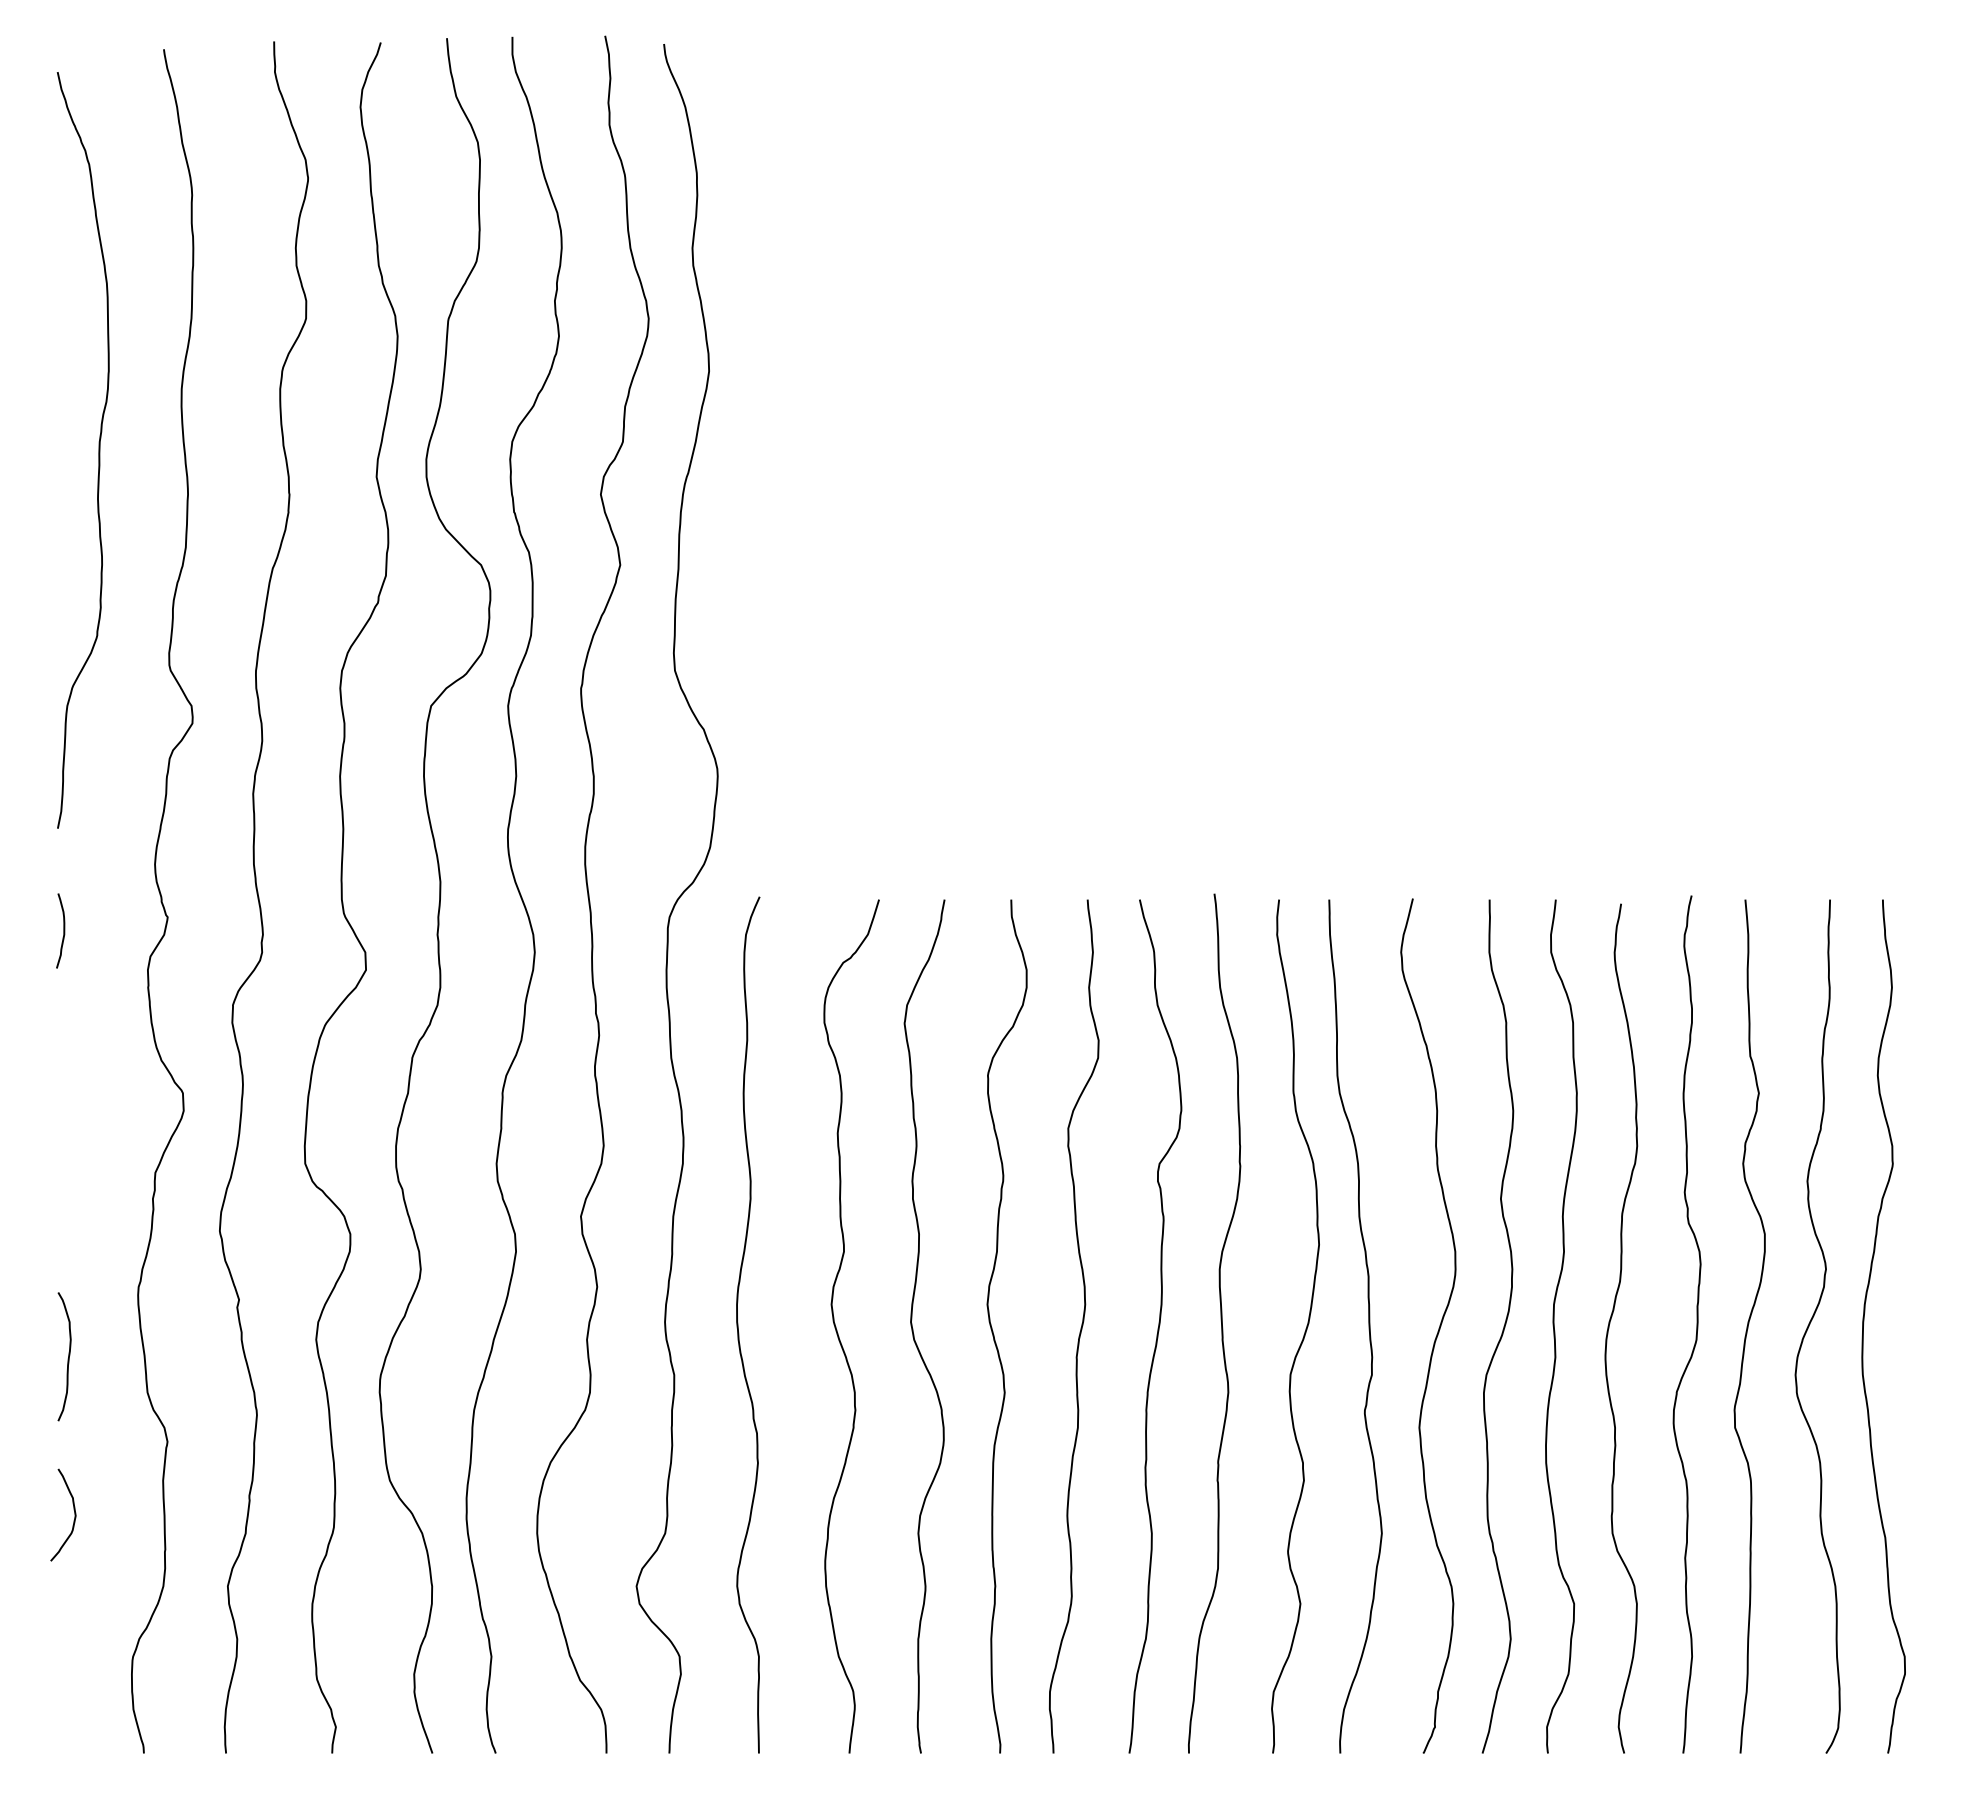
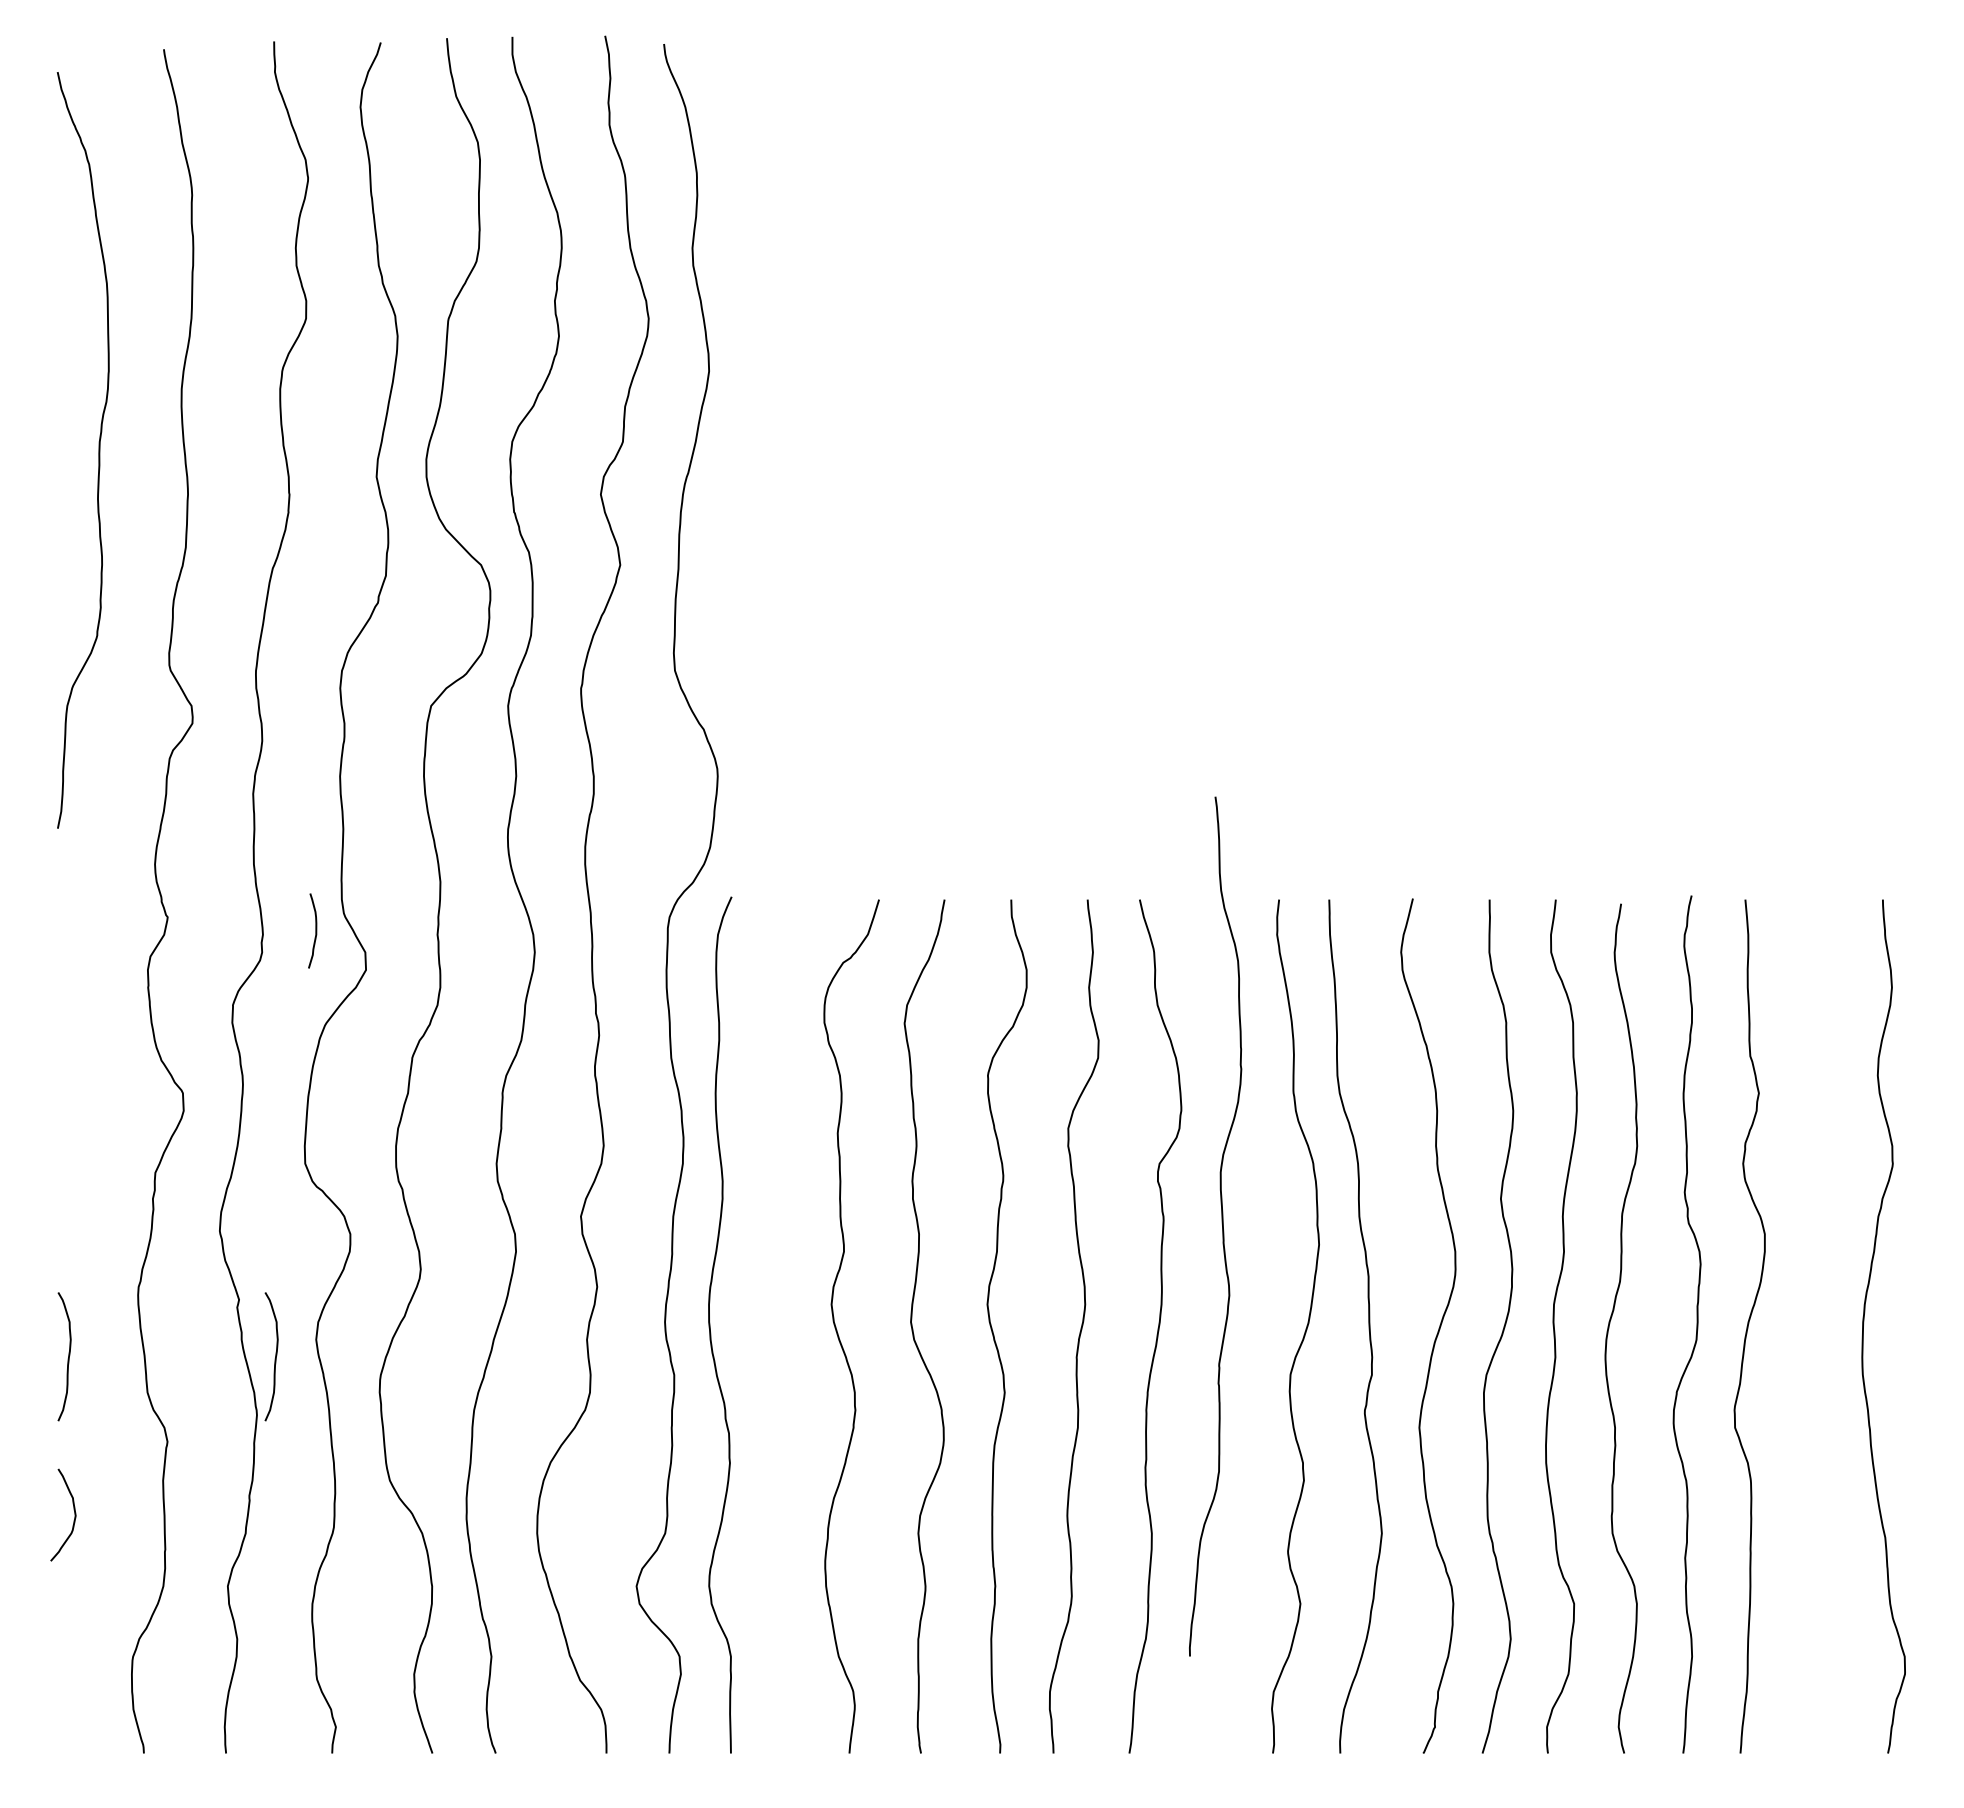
curve position: (63, 930) -> (315, 930) (315, 930)
curve position: (1220, 1320) -> (1221, 1223) (1221, 1223)
curve: present -> none (1811, 1322)
curve position: (738, 1324) -> (710, 1324) (710, 1324)
curve: none -> present (274, 1358)
